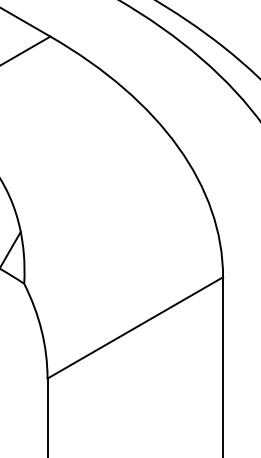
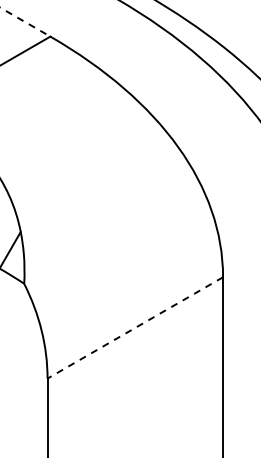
line: solid -> dashed (25, 22)
line: solid -> dashed (134, 328)
